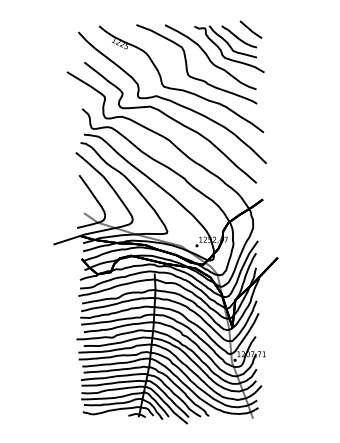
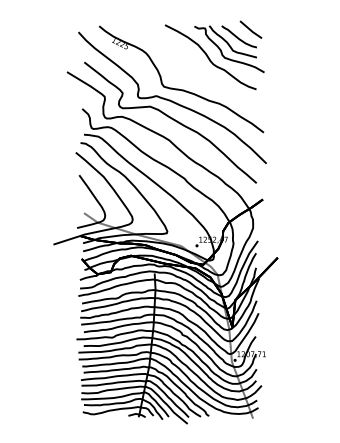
curve: present -> none (187, 64)
